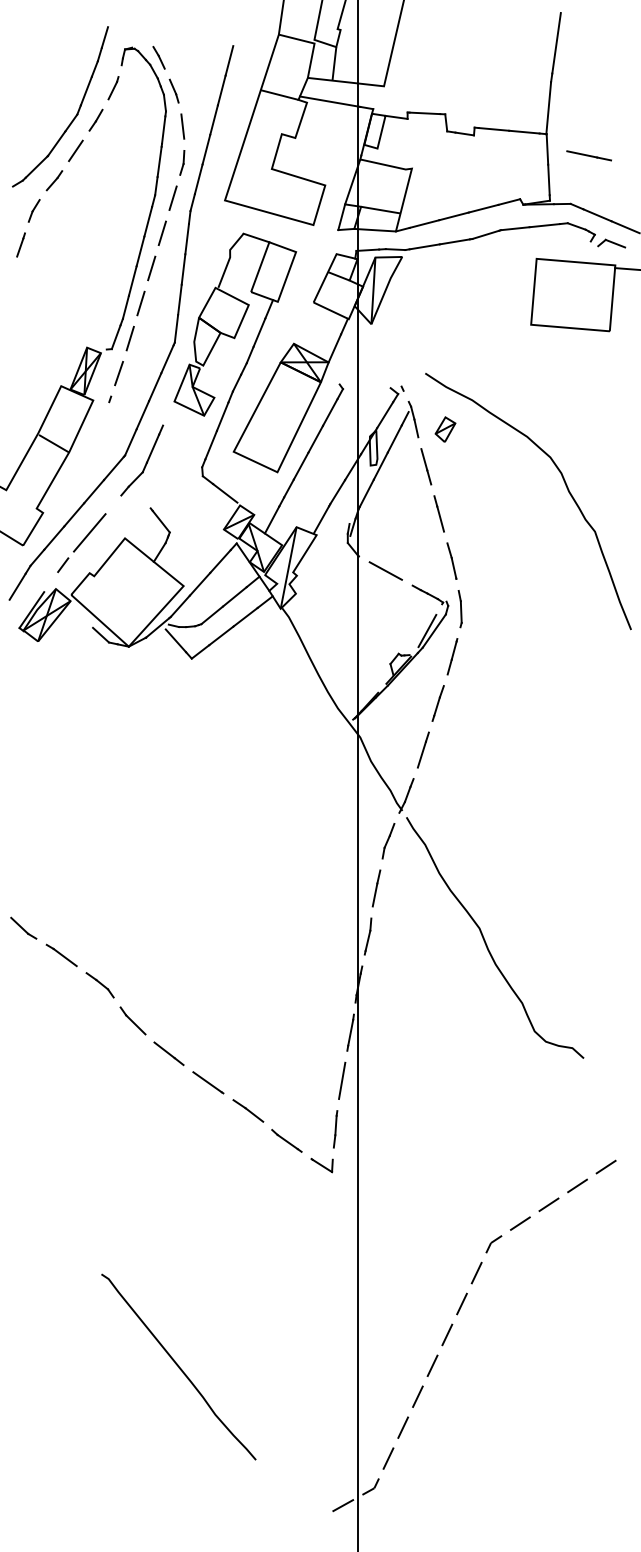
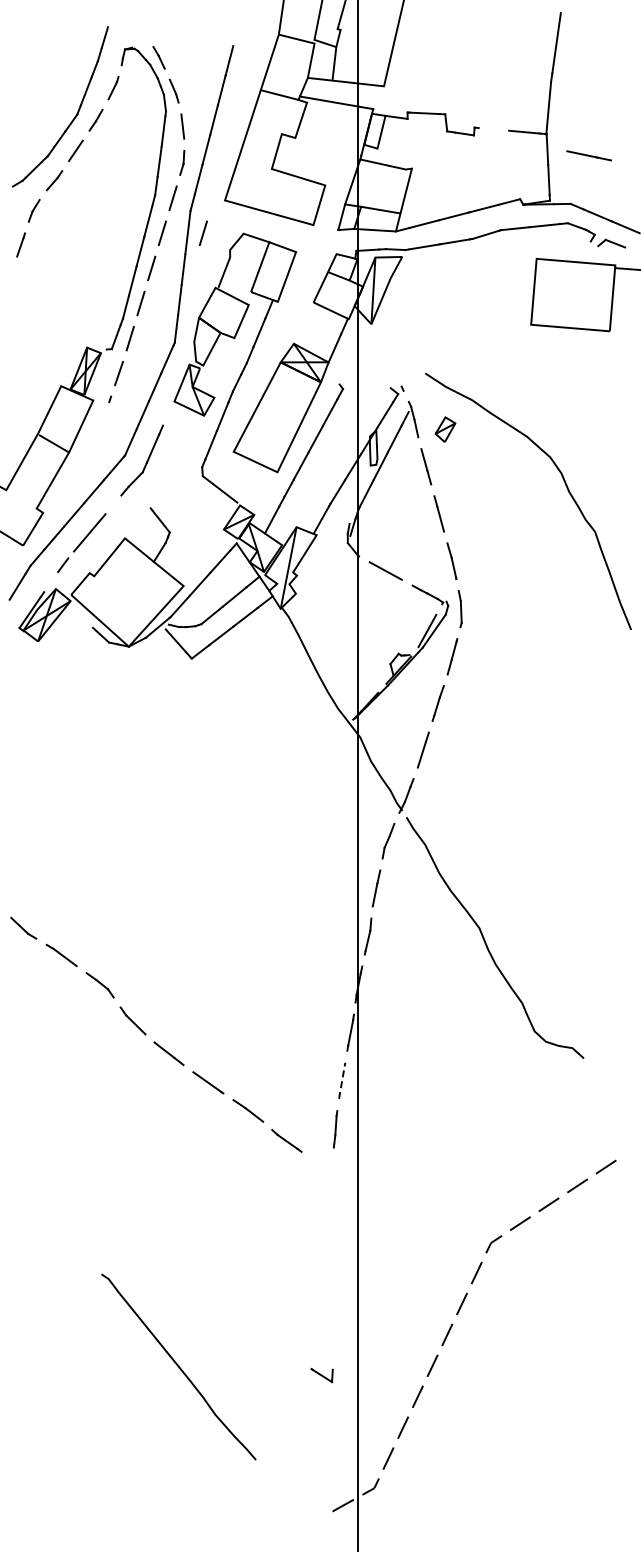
line: present -> none (493, 129)
line: none -> present (202, 232)
line: solid -> dashed (342, 1080)
part position: (321, 1165) -> (321, 1375) (321, 1375)
